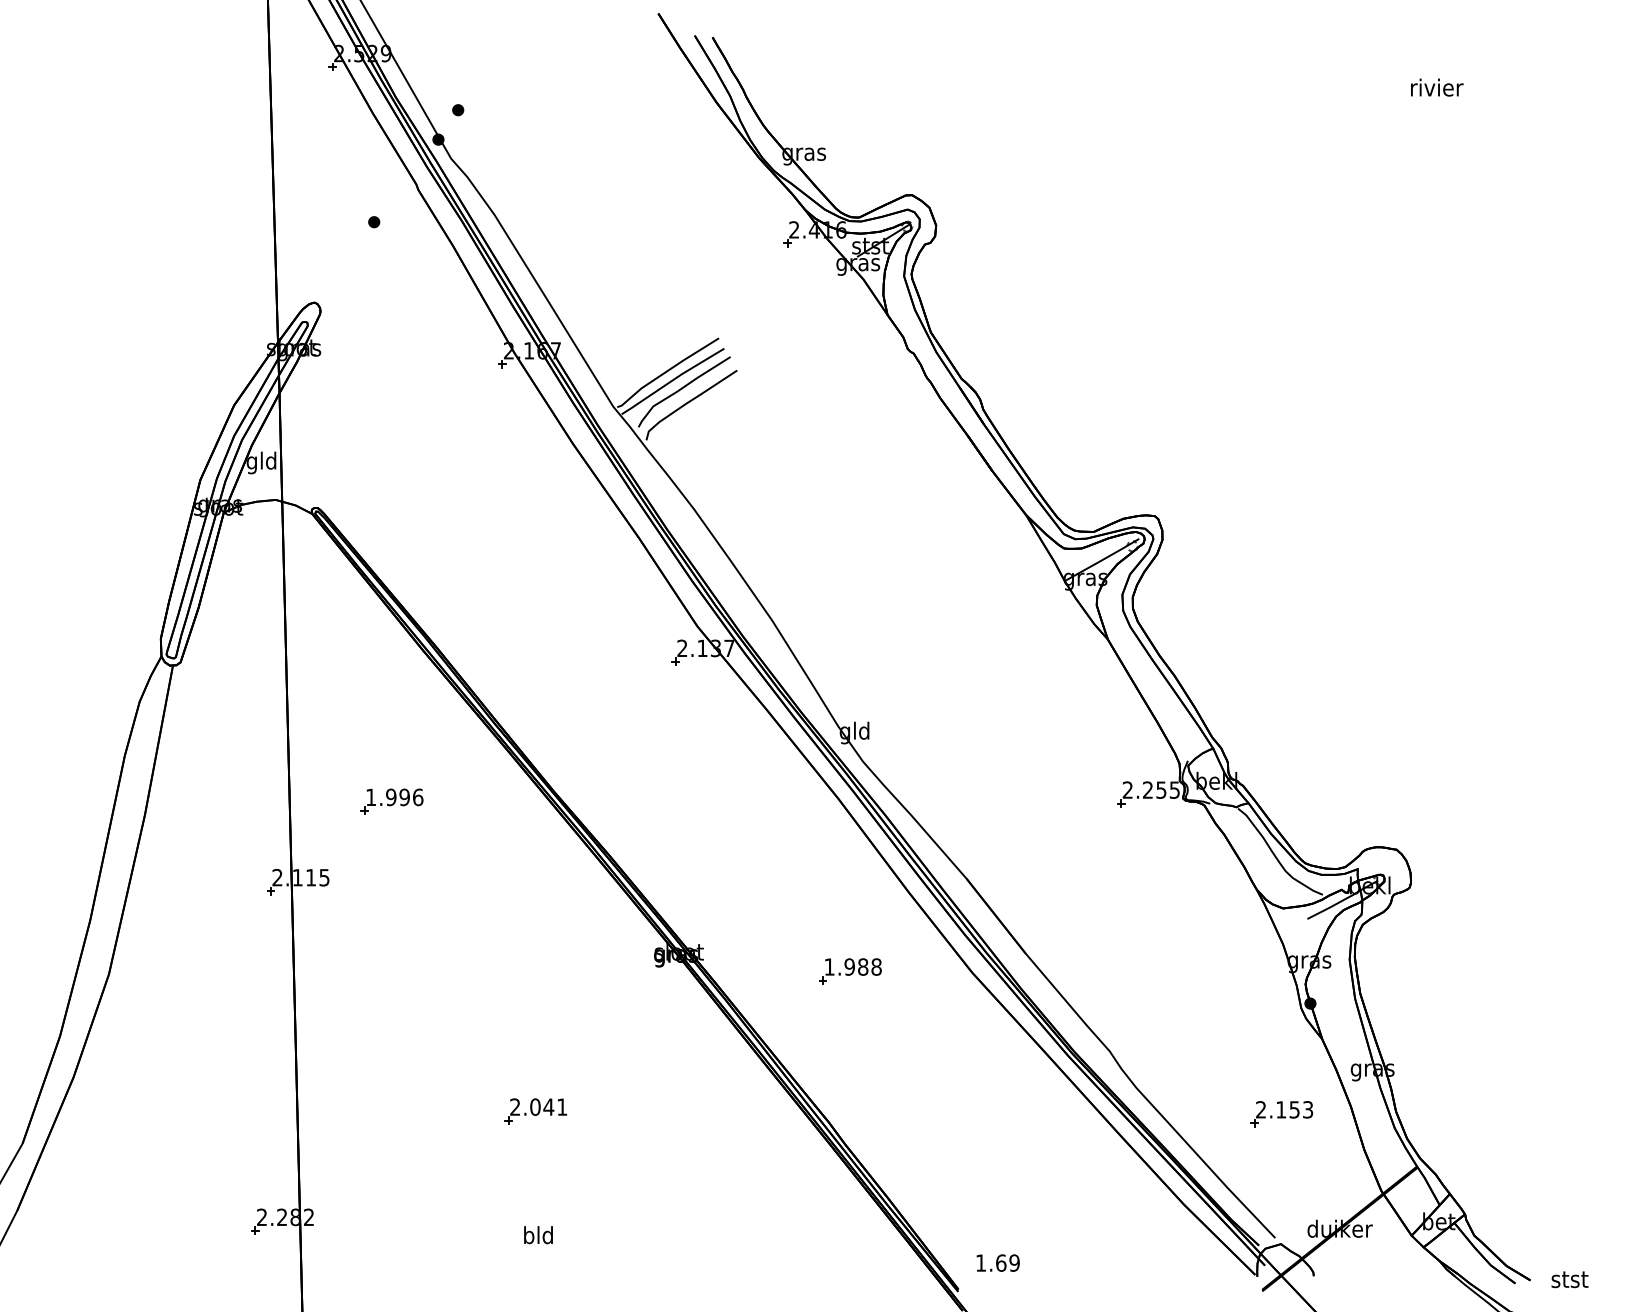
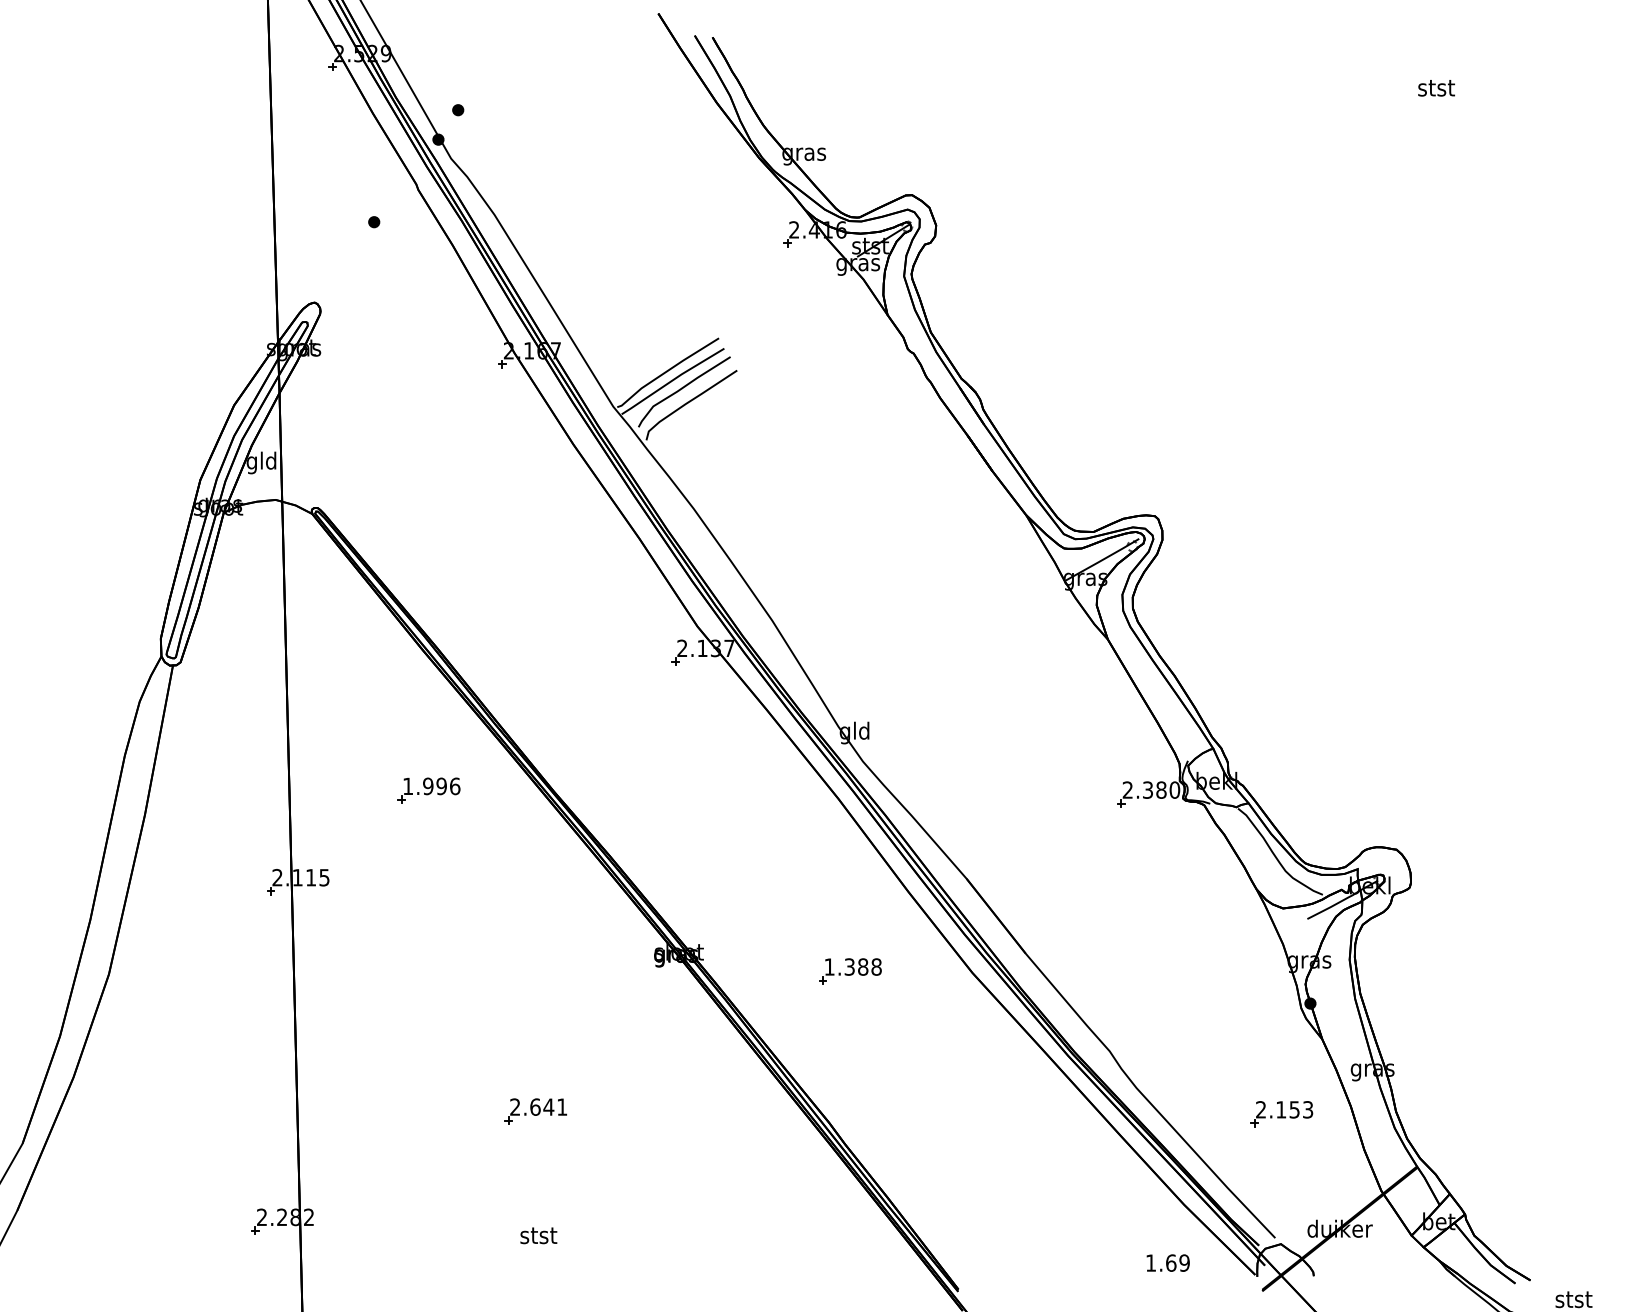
text: rivier -> stst (1437, 87)
text: 2.255 -> 2.380 (1161, 789)
part position: (391, 801) -> (428, 790) (428, 790)
text: 1.988 -> 1.388 (849, 966)
text: 2.041 -> 2.641 (535, 1106)
text: bld -> stst (538, 1235)
text position: (997, 1262) -> (1167, 1262) (1167, 1262)
text position: (1569, 1279) -> (1573, 1299) (1573, 1299)
